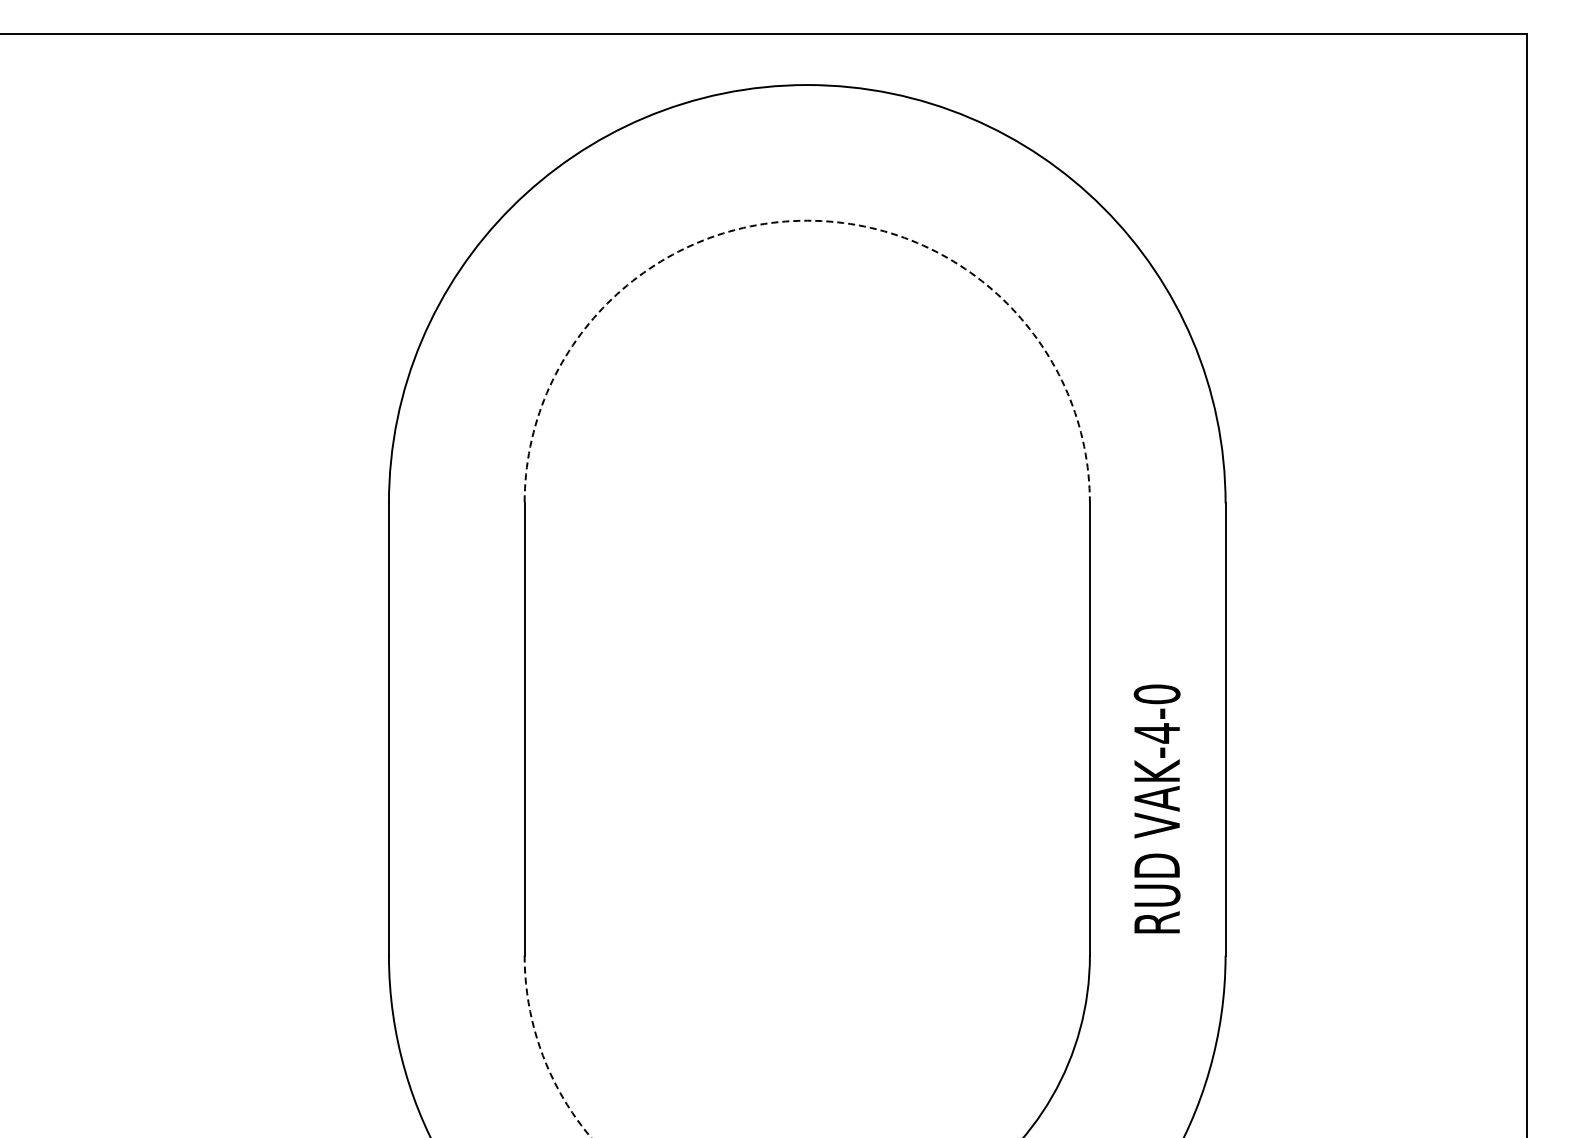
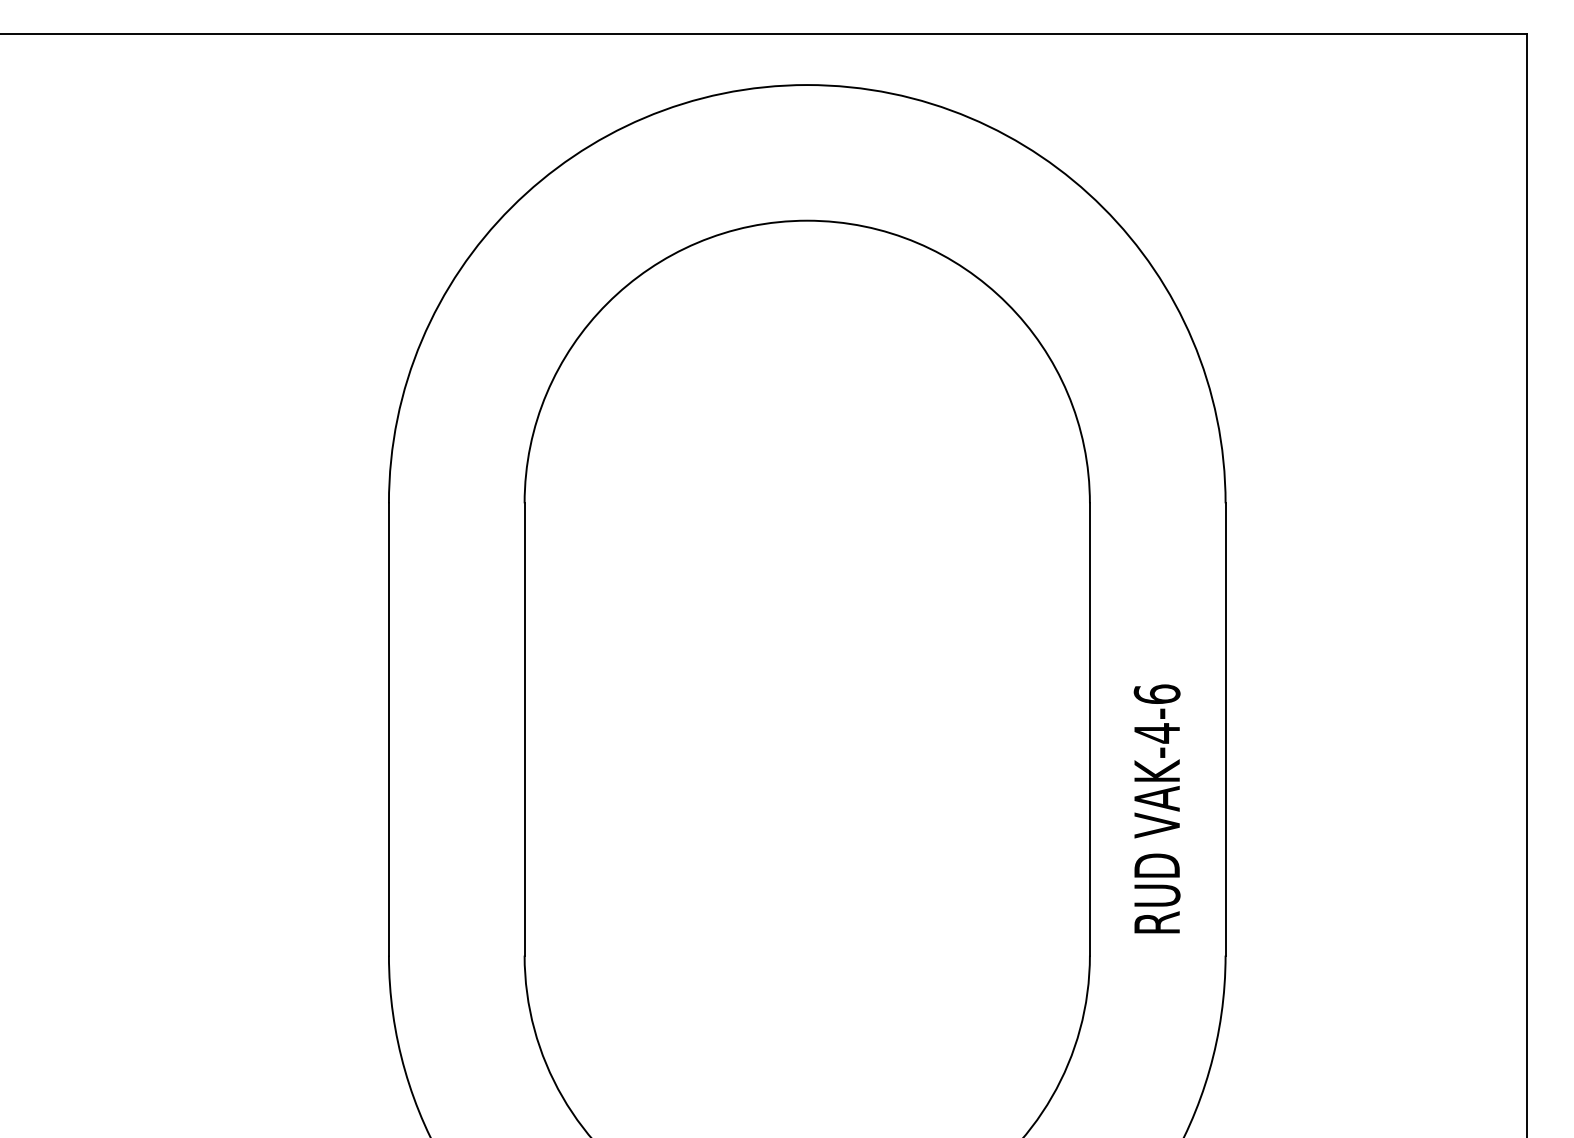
arc: dashed -> solid (807, 220)
text: VAK-4-0 -> VAK-4-6 (1156, 694)
arc: dashed -> solid (542, 1053)
